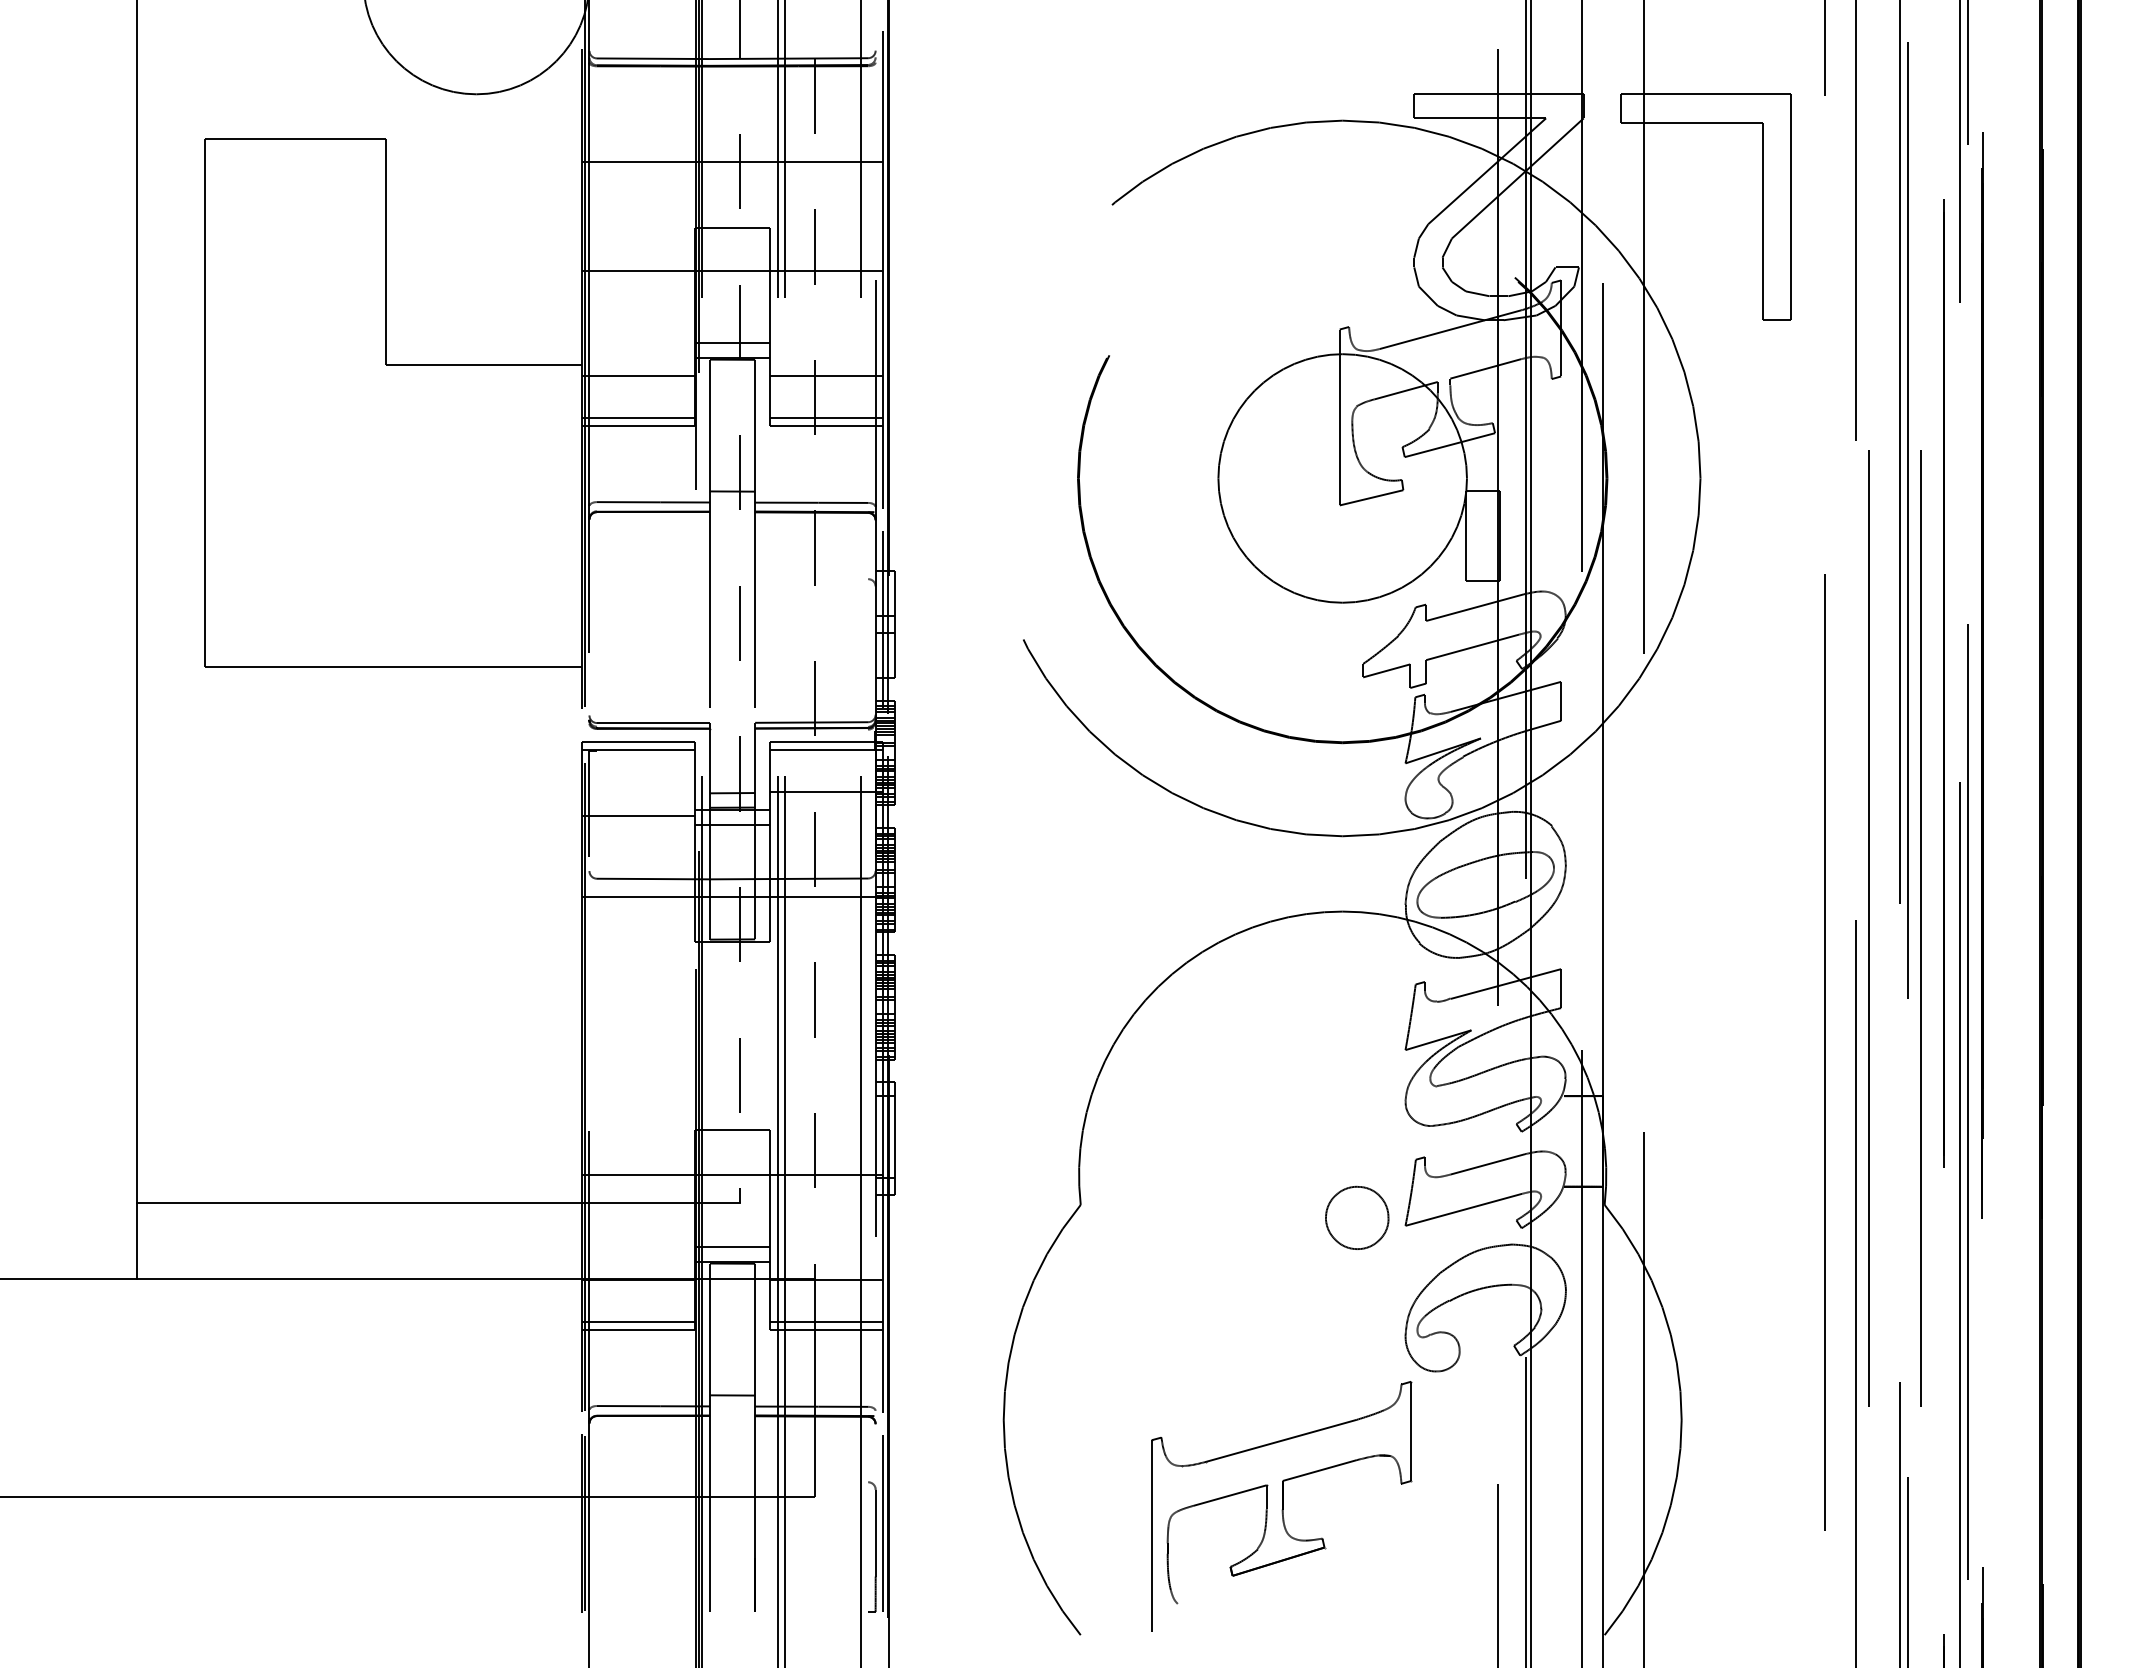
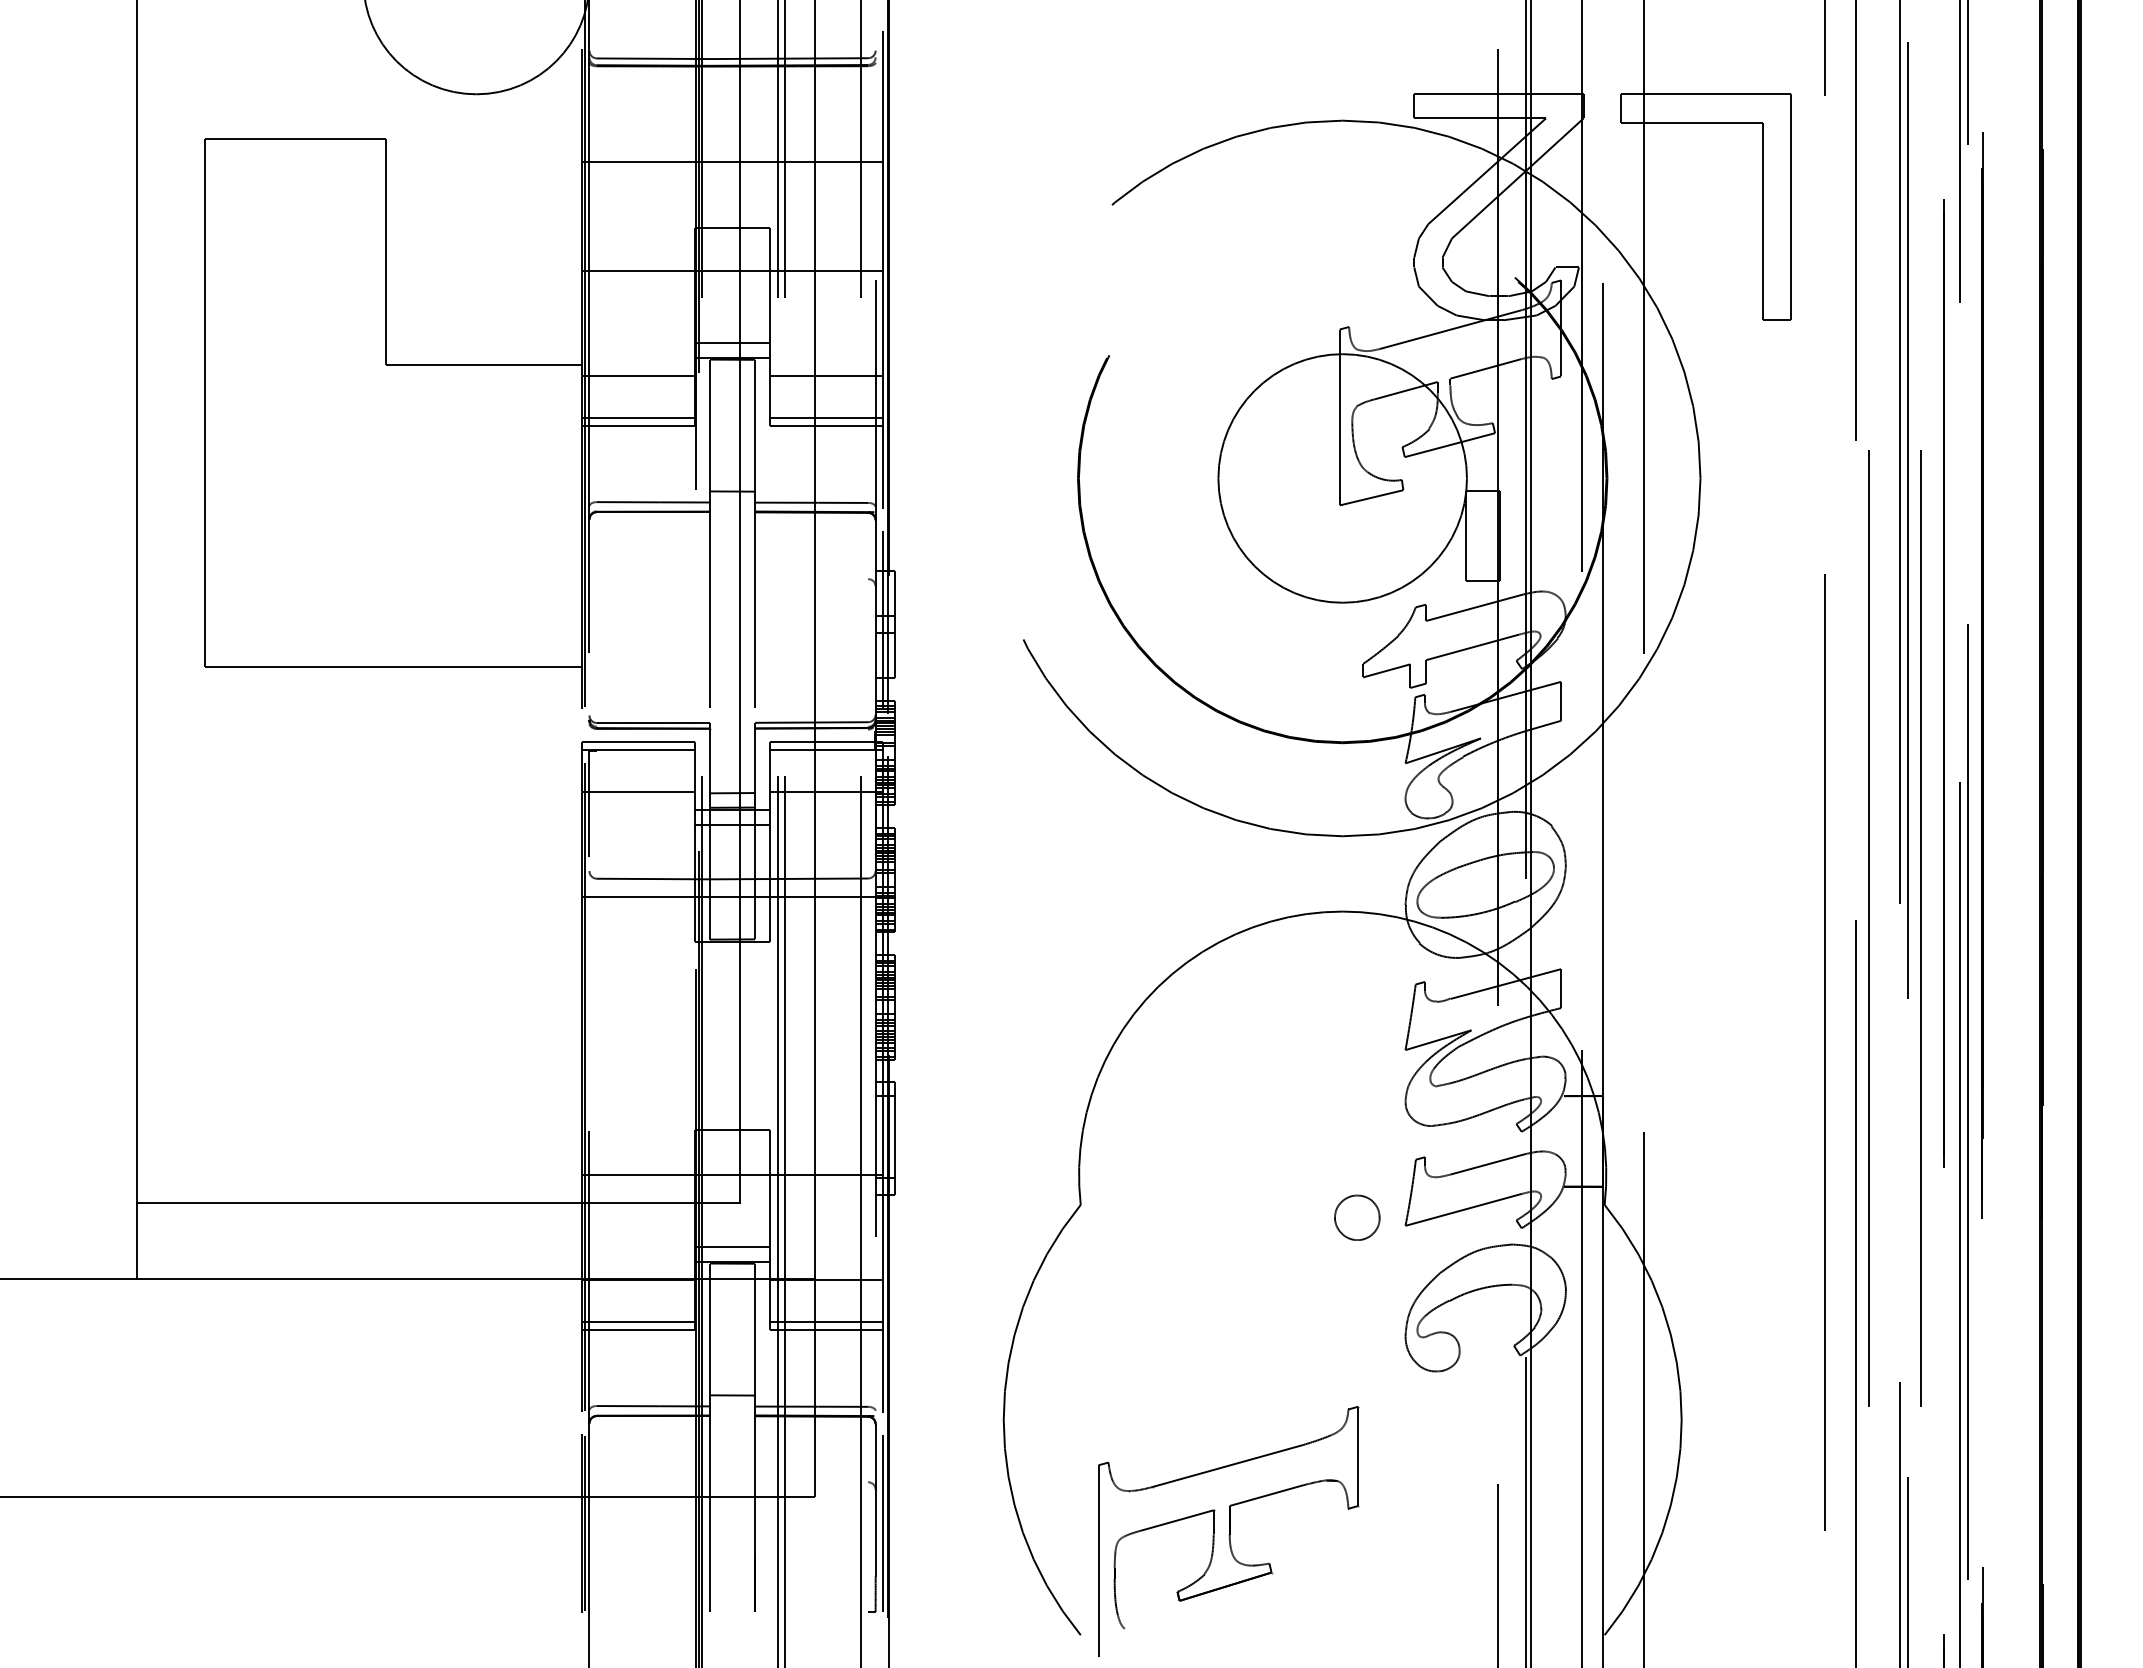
line: dashed -> solid (740, 602)
line: dashed -> solid (815, 639)
line position: (637, 816) -> (637, 792) (637, 792)
part size: 65x65 px -> 47x47 px (1357, 1217)
line: none -> present (875, 1457)
part position: (1281, 1506) -> (1228, 1531) (1228, 1531)
